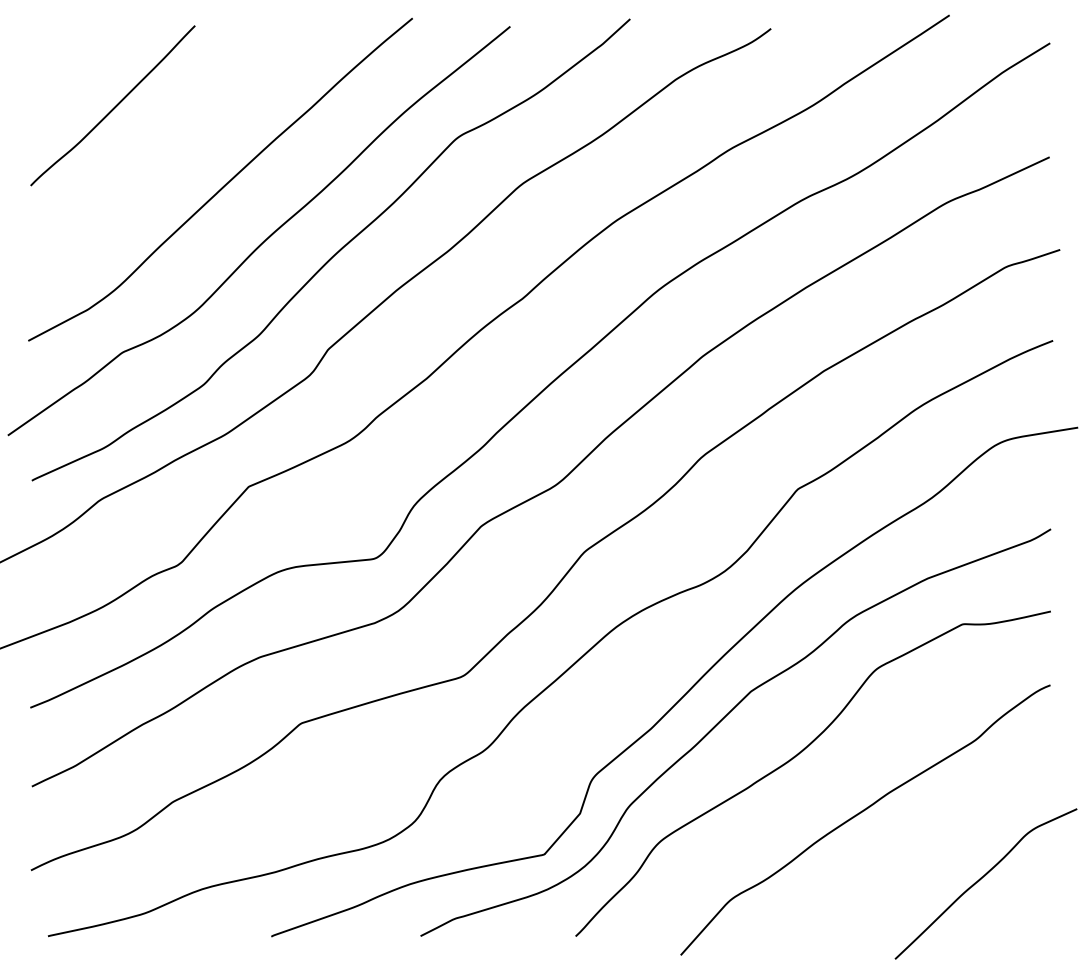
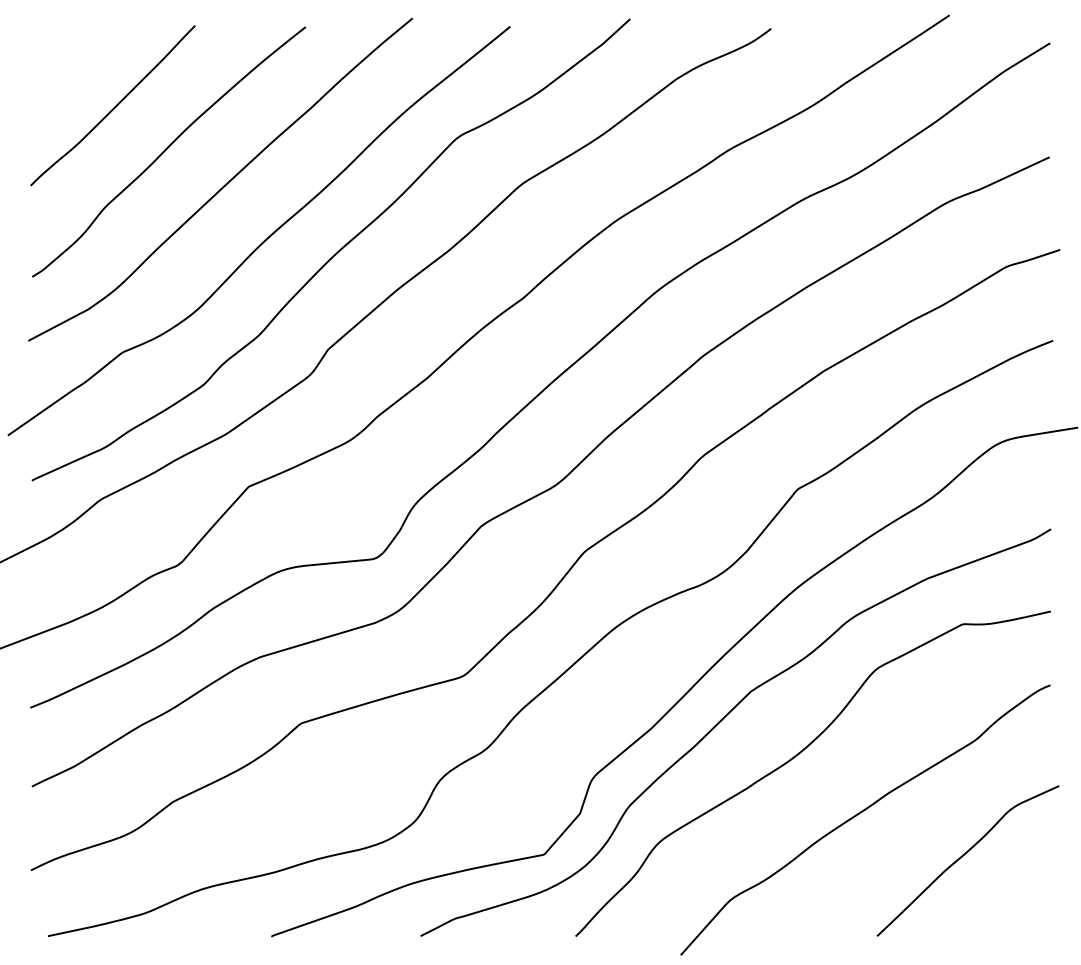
curve: none -> present (167, 149)
curve position: (981, 879) -> (963, 856) (963, 856)
